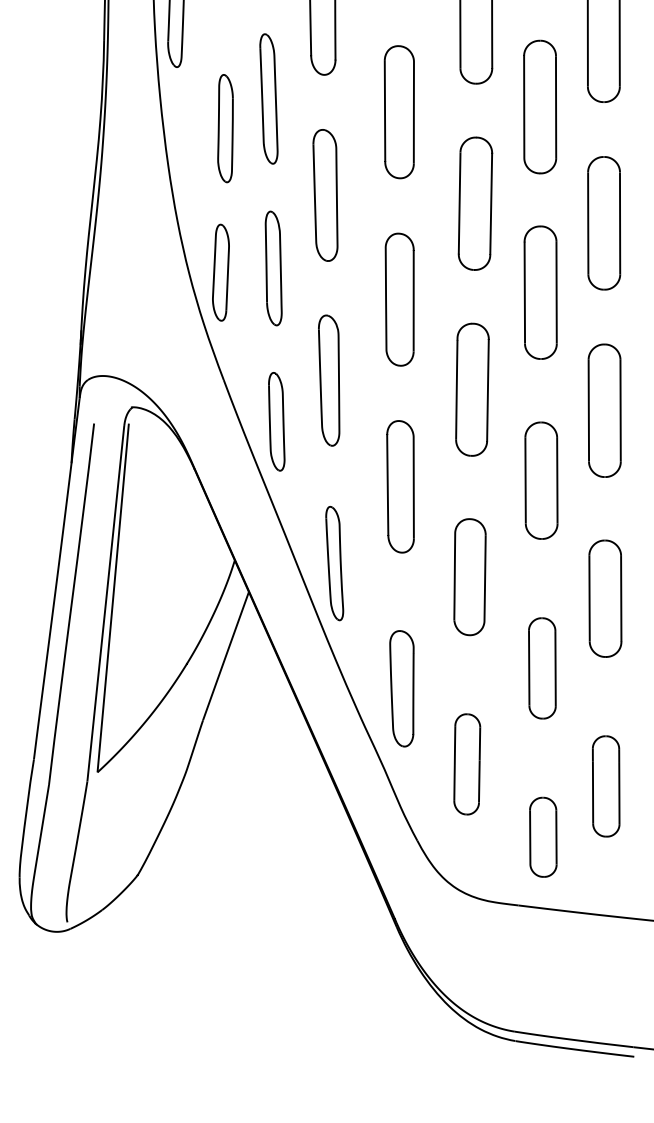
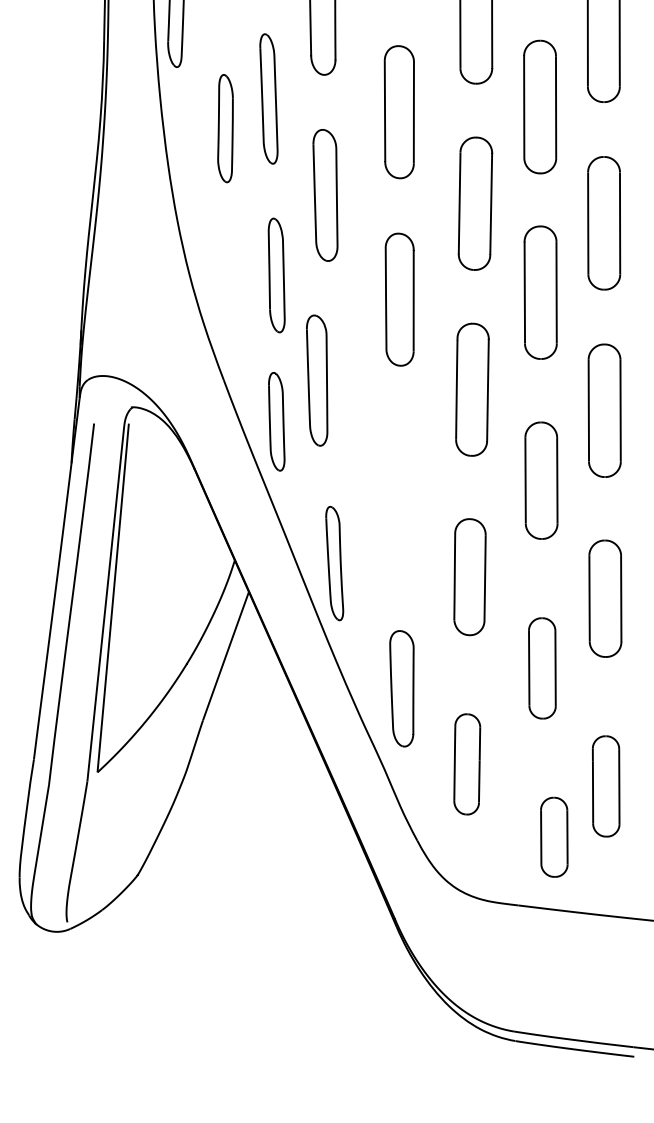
part position: (273, 268) -> (276, 275) (276, 275)
part: present -> none (220, 272)
part position: (329, 380) -> (317, 380) (317, 380)
part: present -> none (400, 486)
part position: (543, 836) -> (554, 836) (554, 836)
